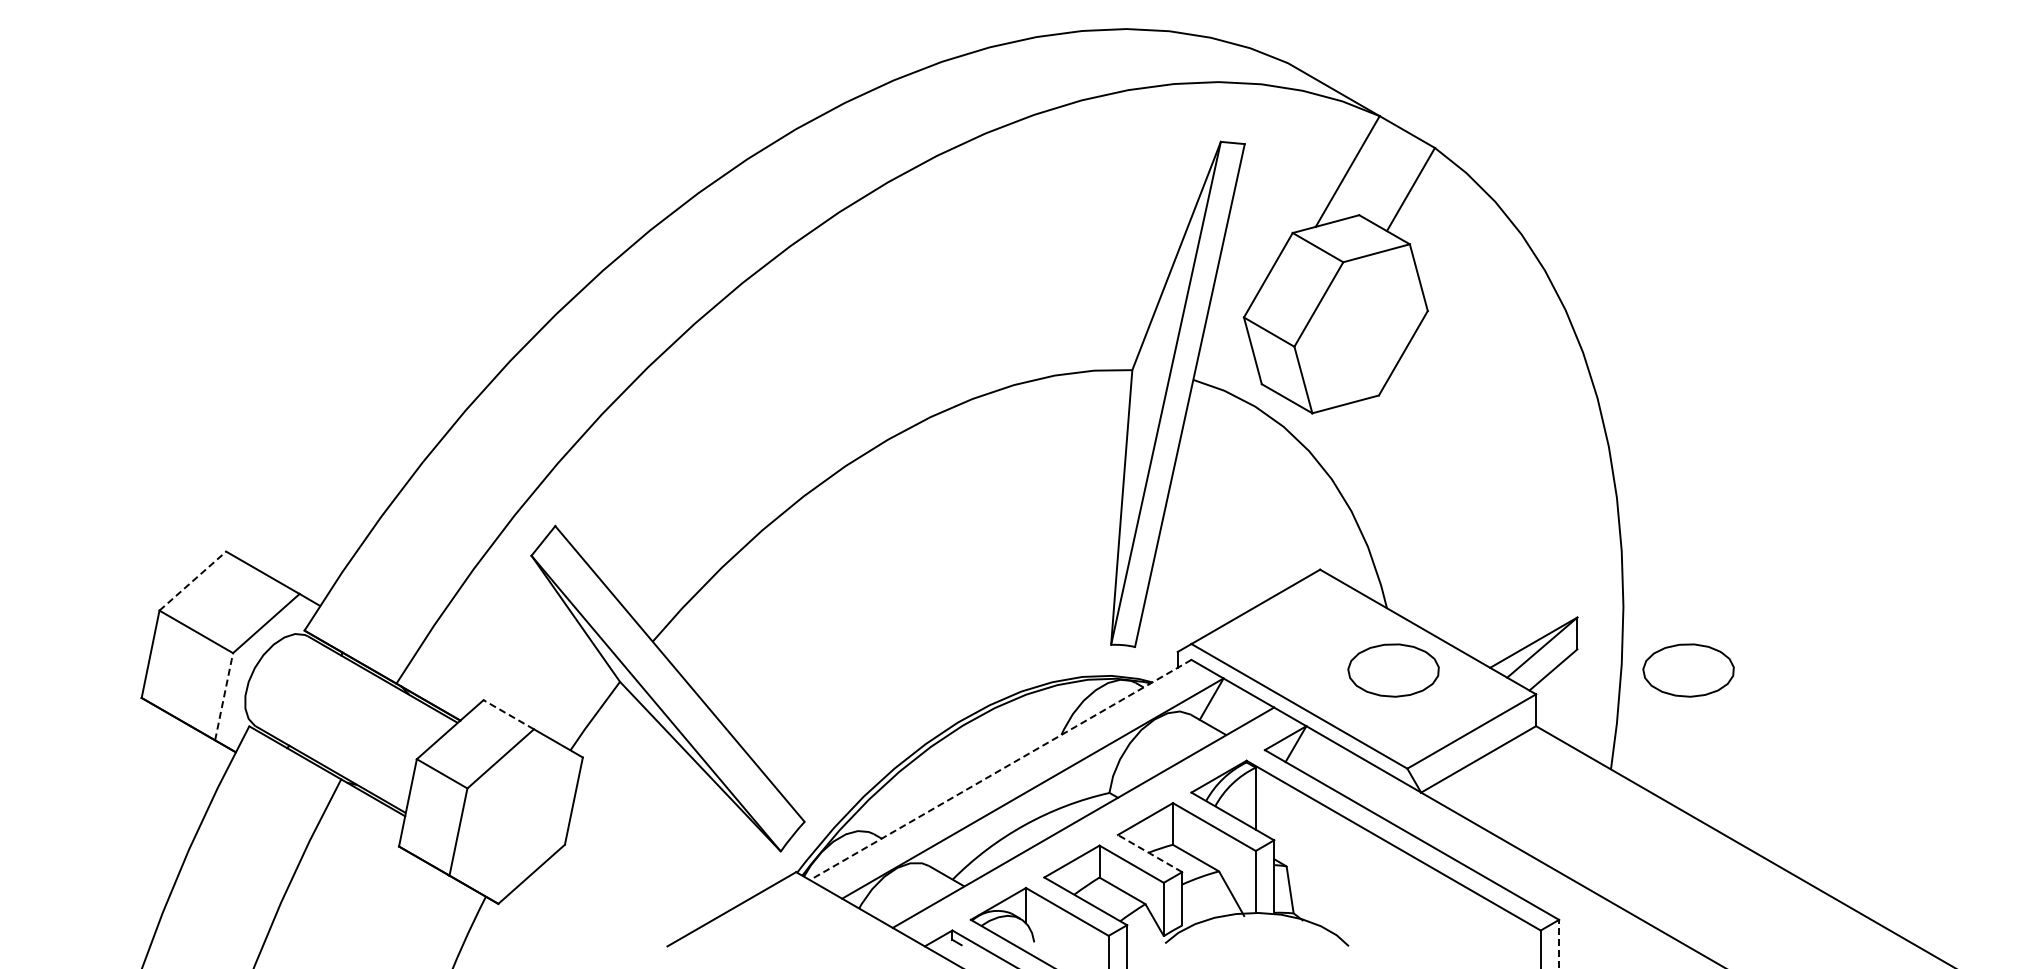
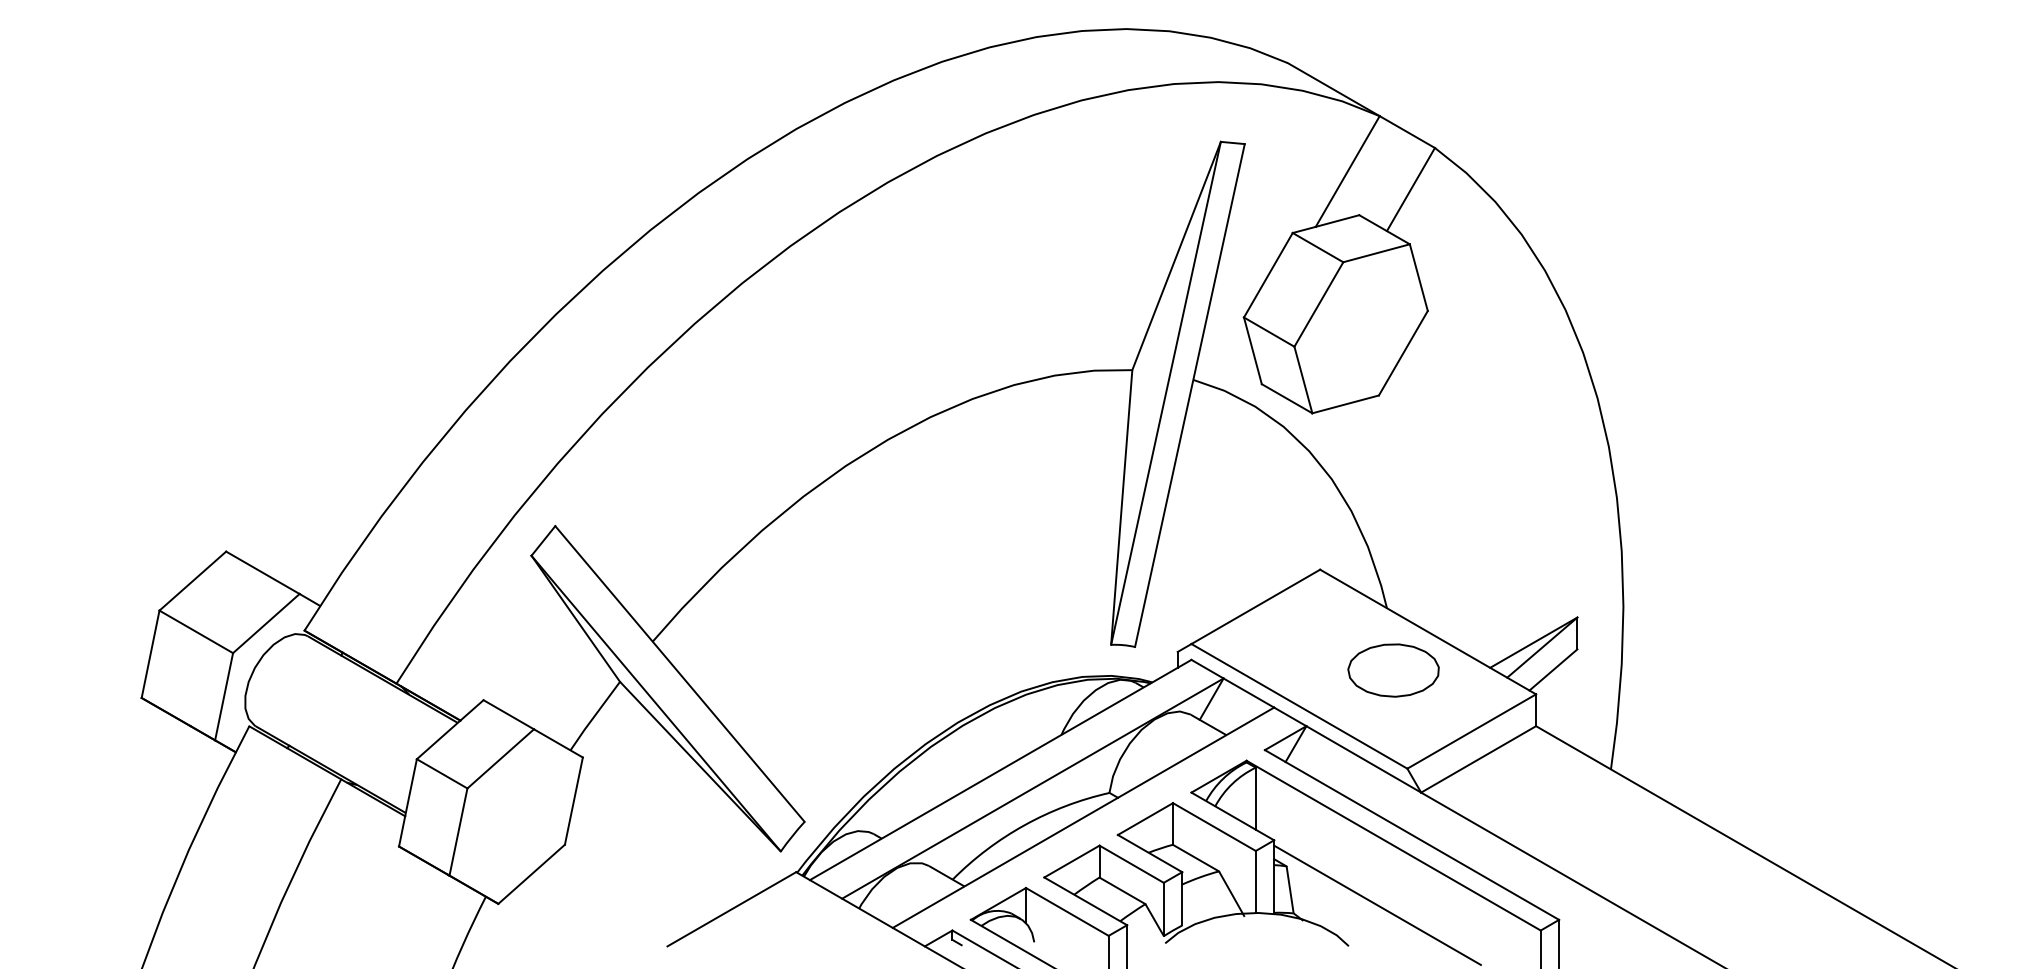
line: dashed -> solid (192, 581)
part: present -> none (1688, 670)
line: dashed -> solid (224, 696)
line: dashed -> solid (508, 714)
line: dashed -> solid (1000, 770)
line: dashed -> solid (1149, 853)
line: none -> present (1377, 904)
line: dashed -> solid (1559, 943)
